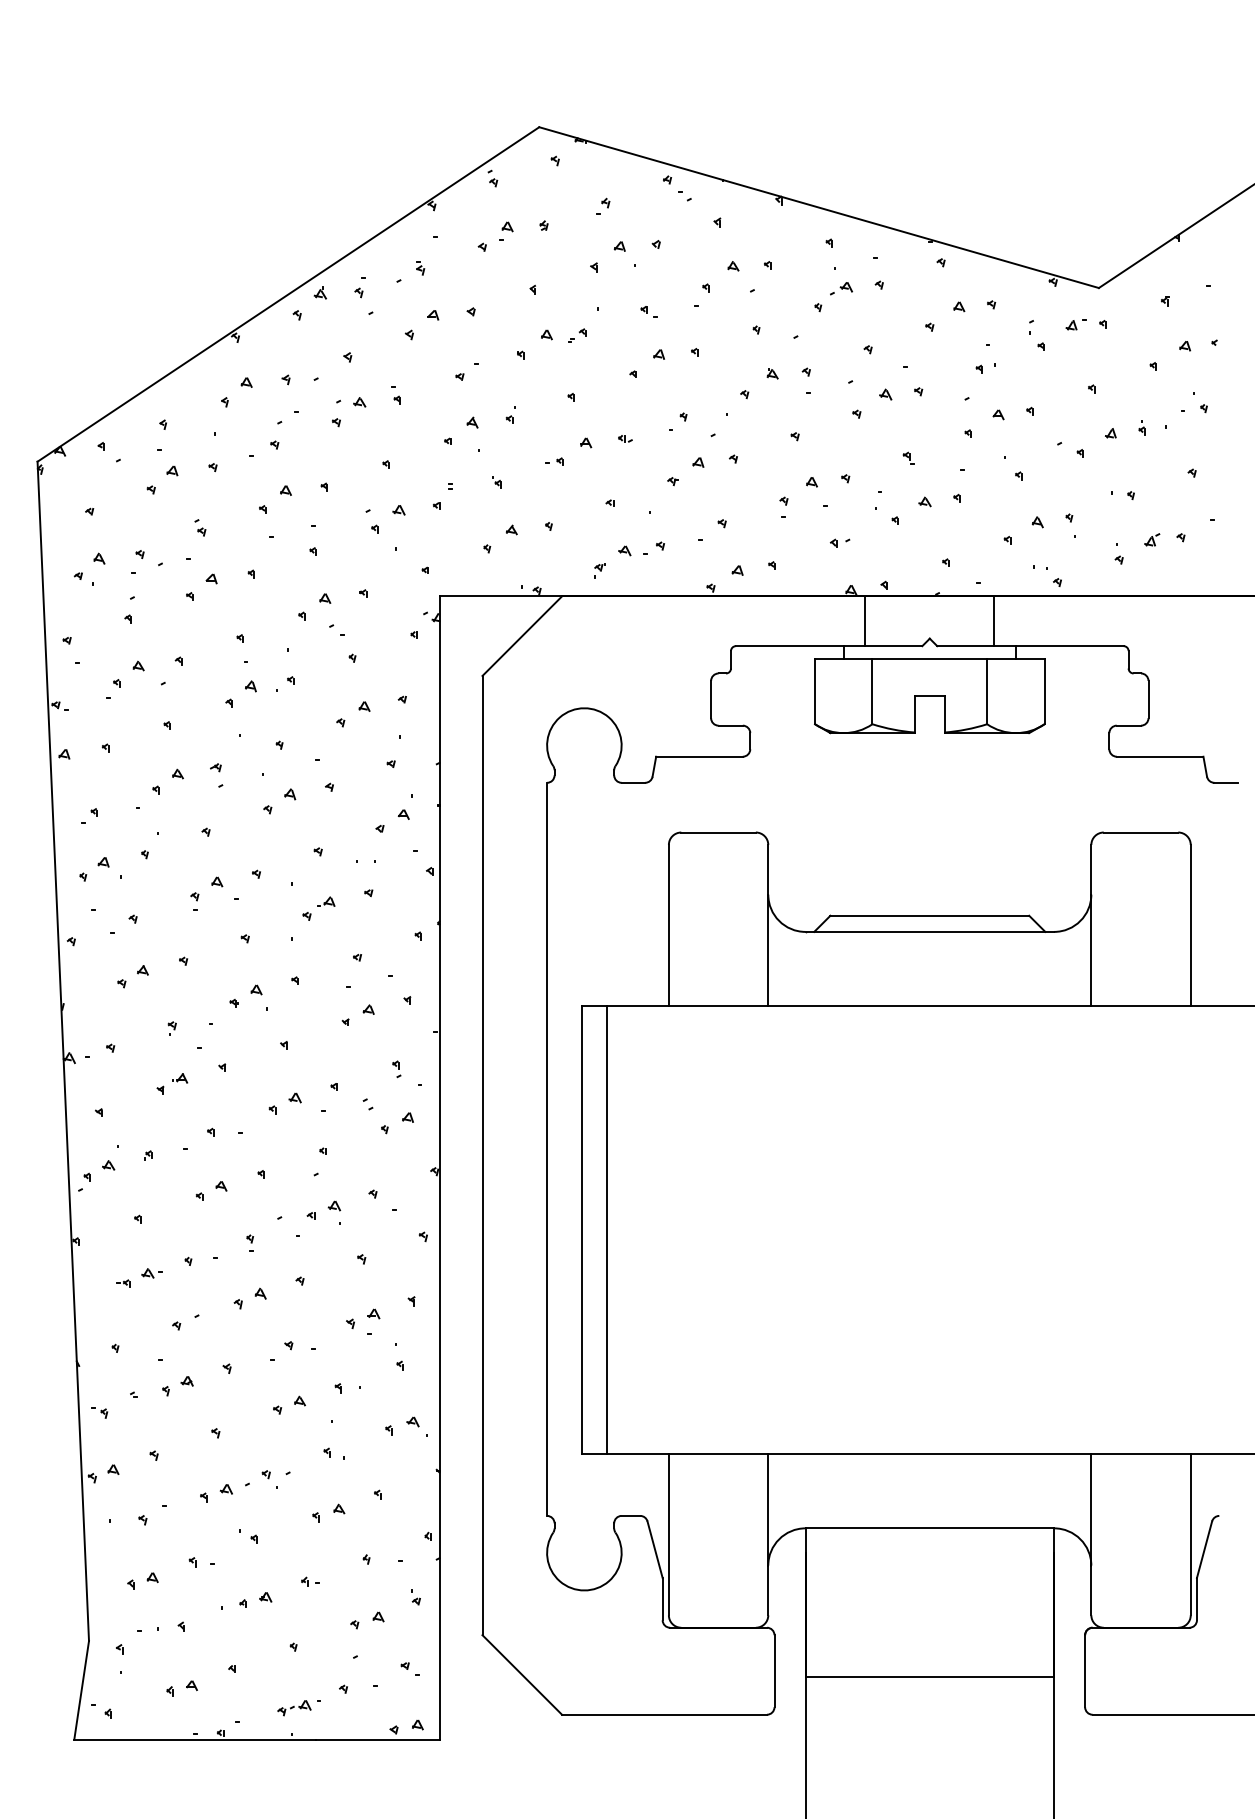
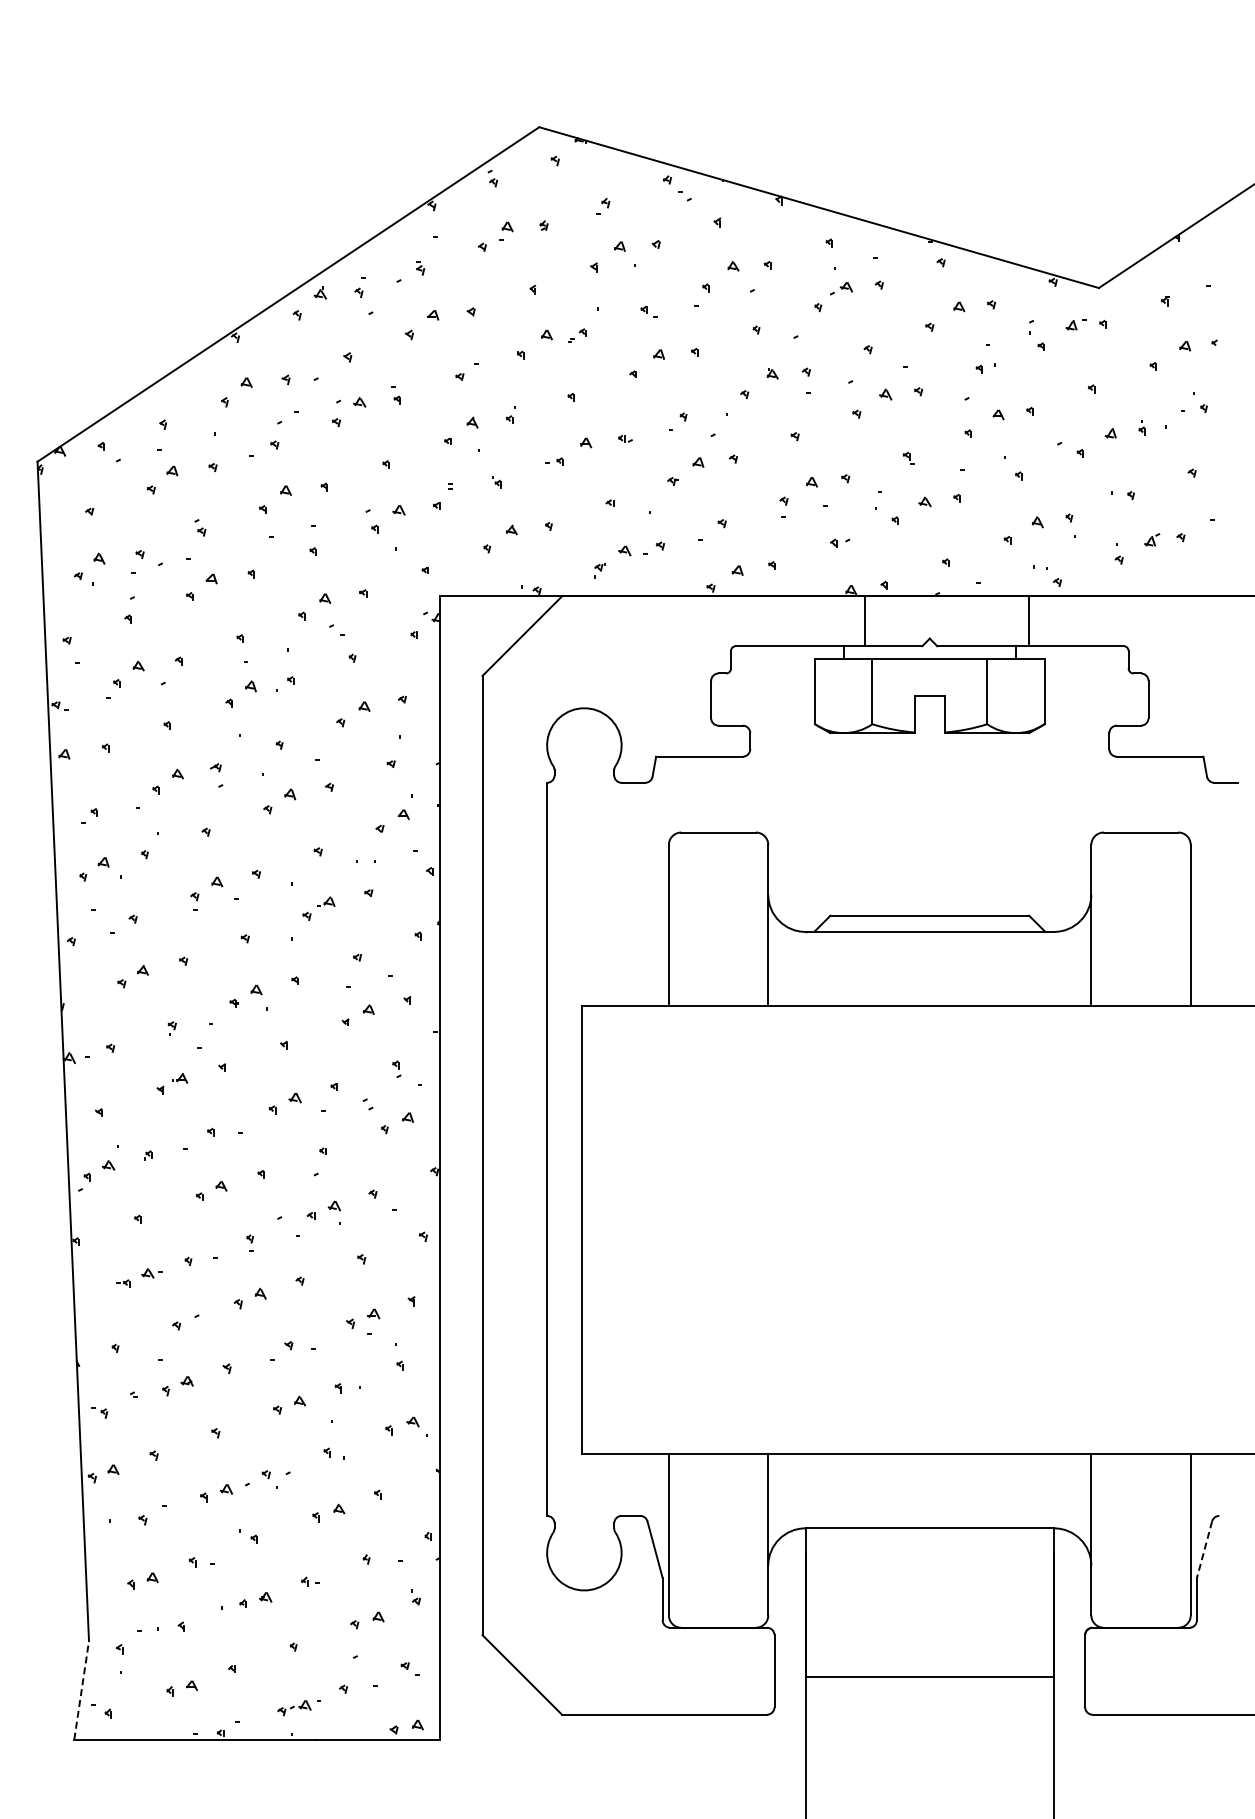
line position: (994, 621) -> (1029, 621) (1029, 621)
line: present -> none (606, 1229)
line: solid -> dashed (1204, 1550)
line: solid -> dashed (81, 1690)
